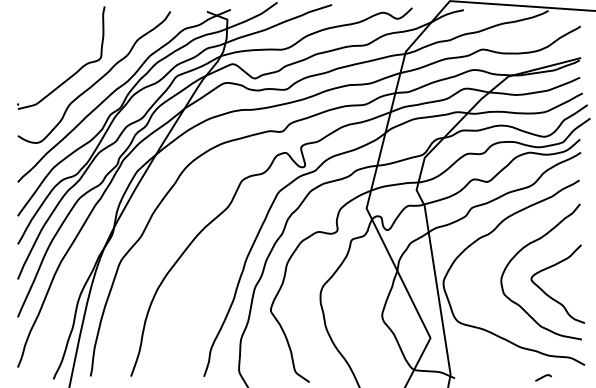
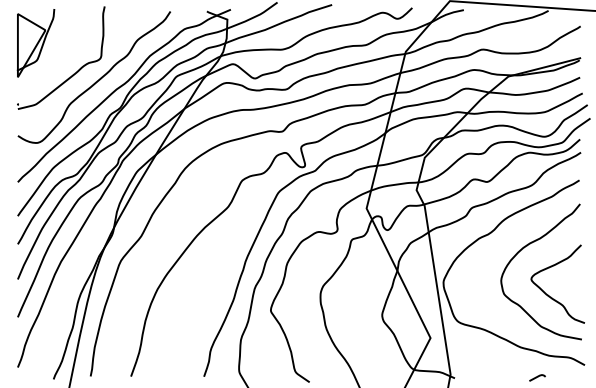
part: none -> present (35, 43)
curve position: (543, 377) -> (537, 377) (537, 377)
